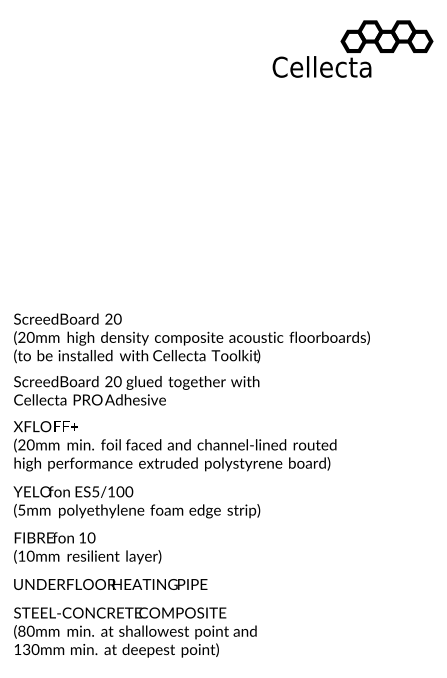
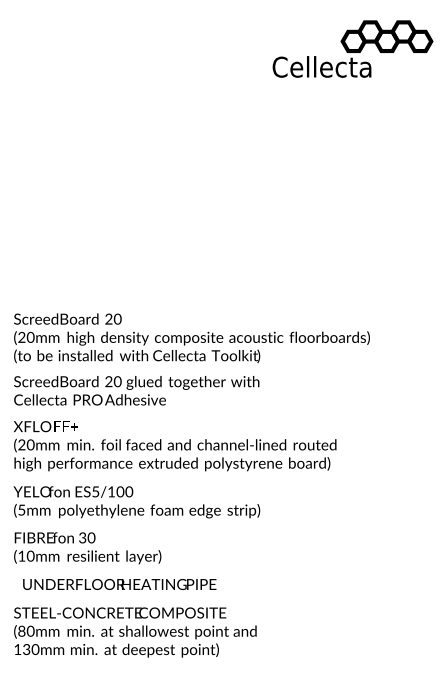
text: 10 -> 30 (82, 537)
text position: (110, 584) -> (119, 584) (119, 584)
